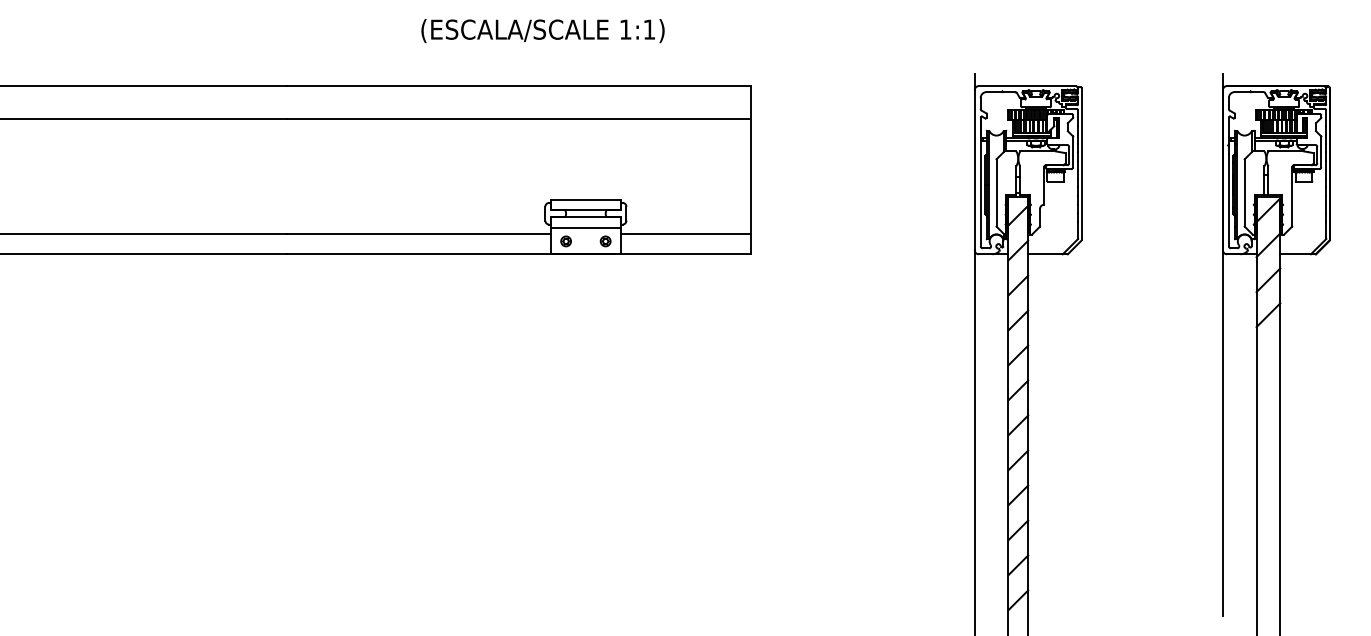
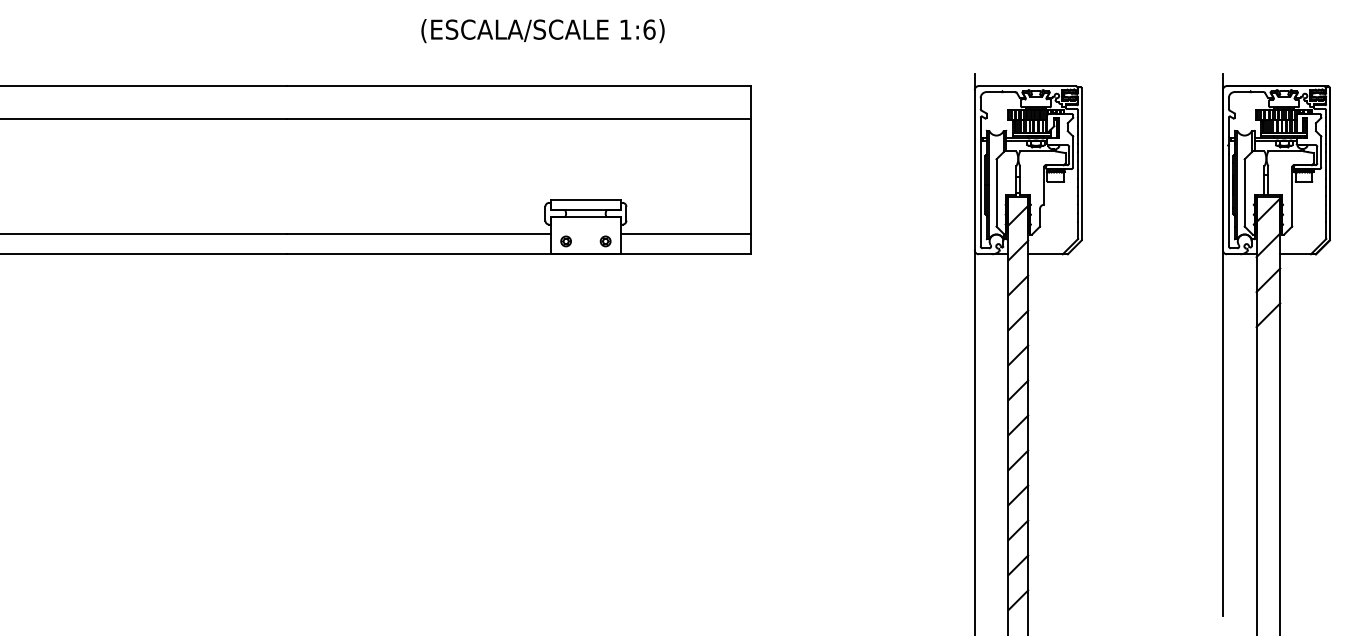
text: 1:1) -> 1:6) (649, 29)
line: present -> none (585, 227)
